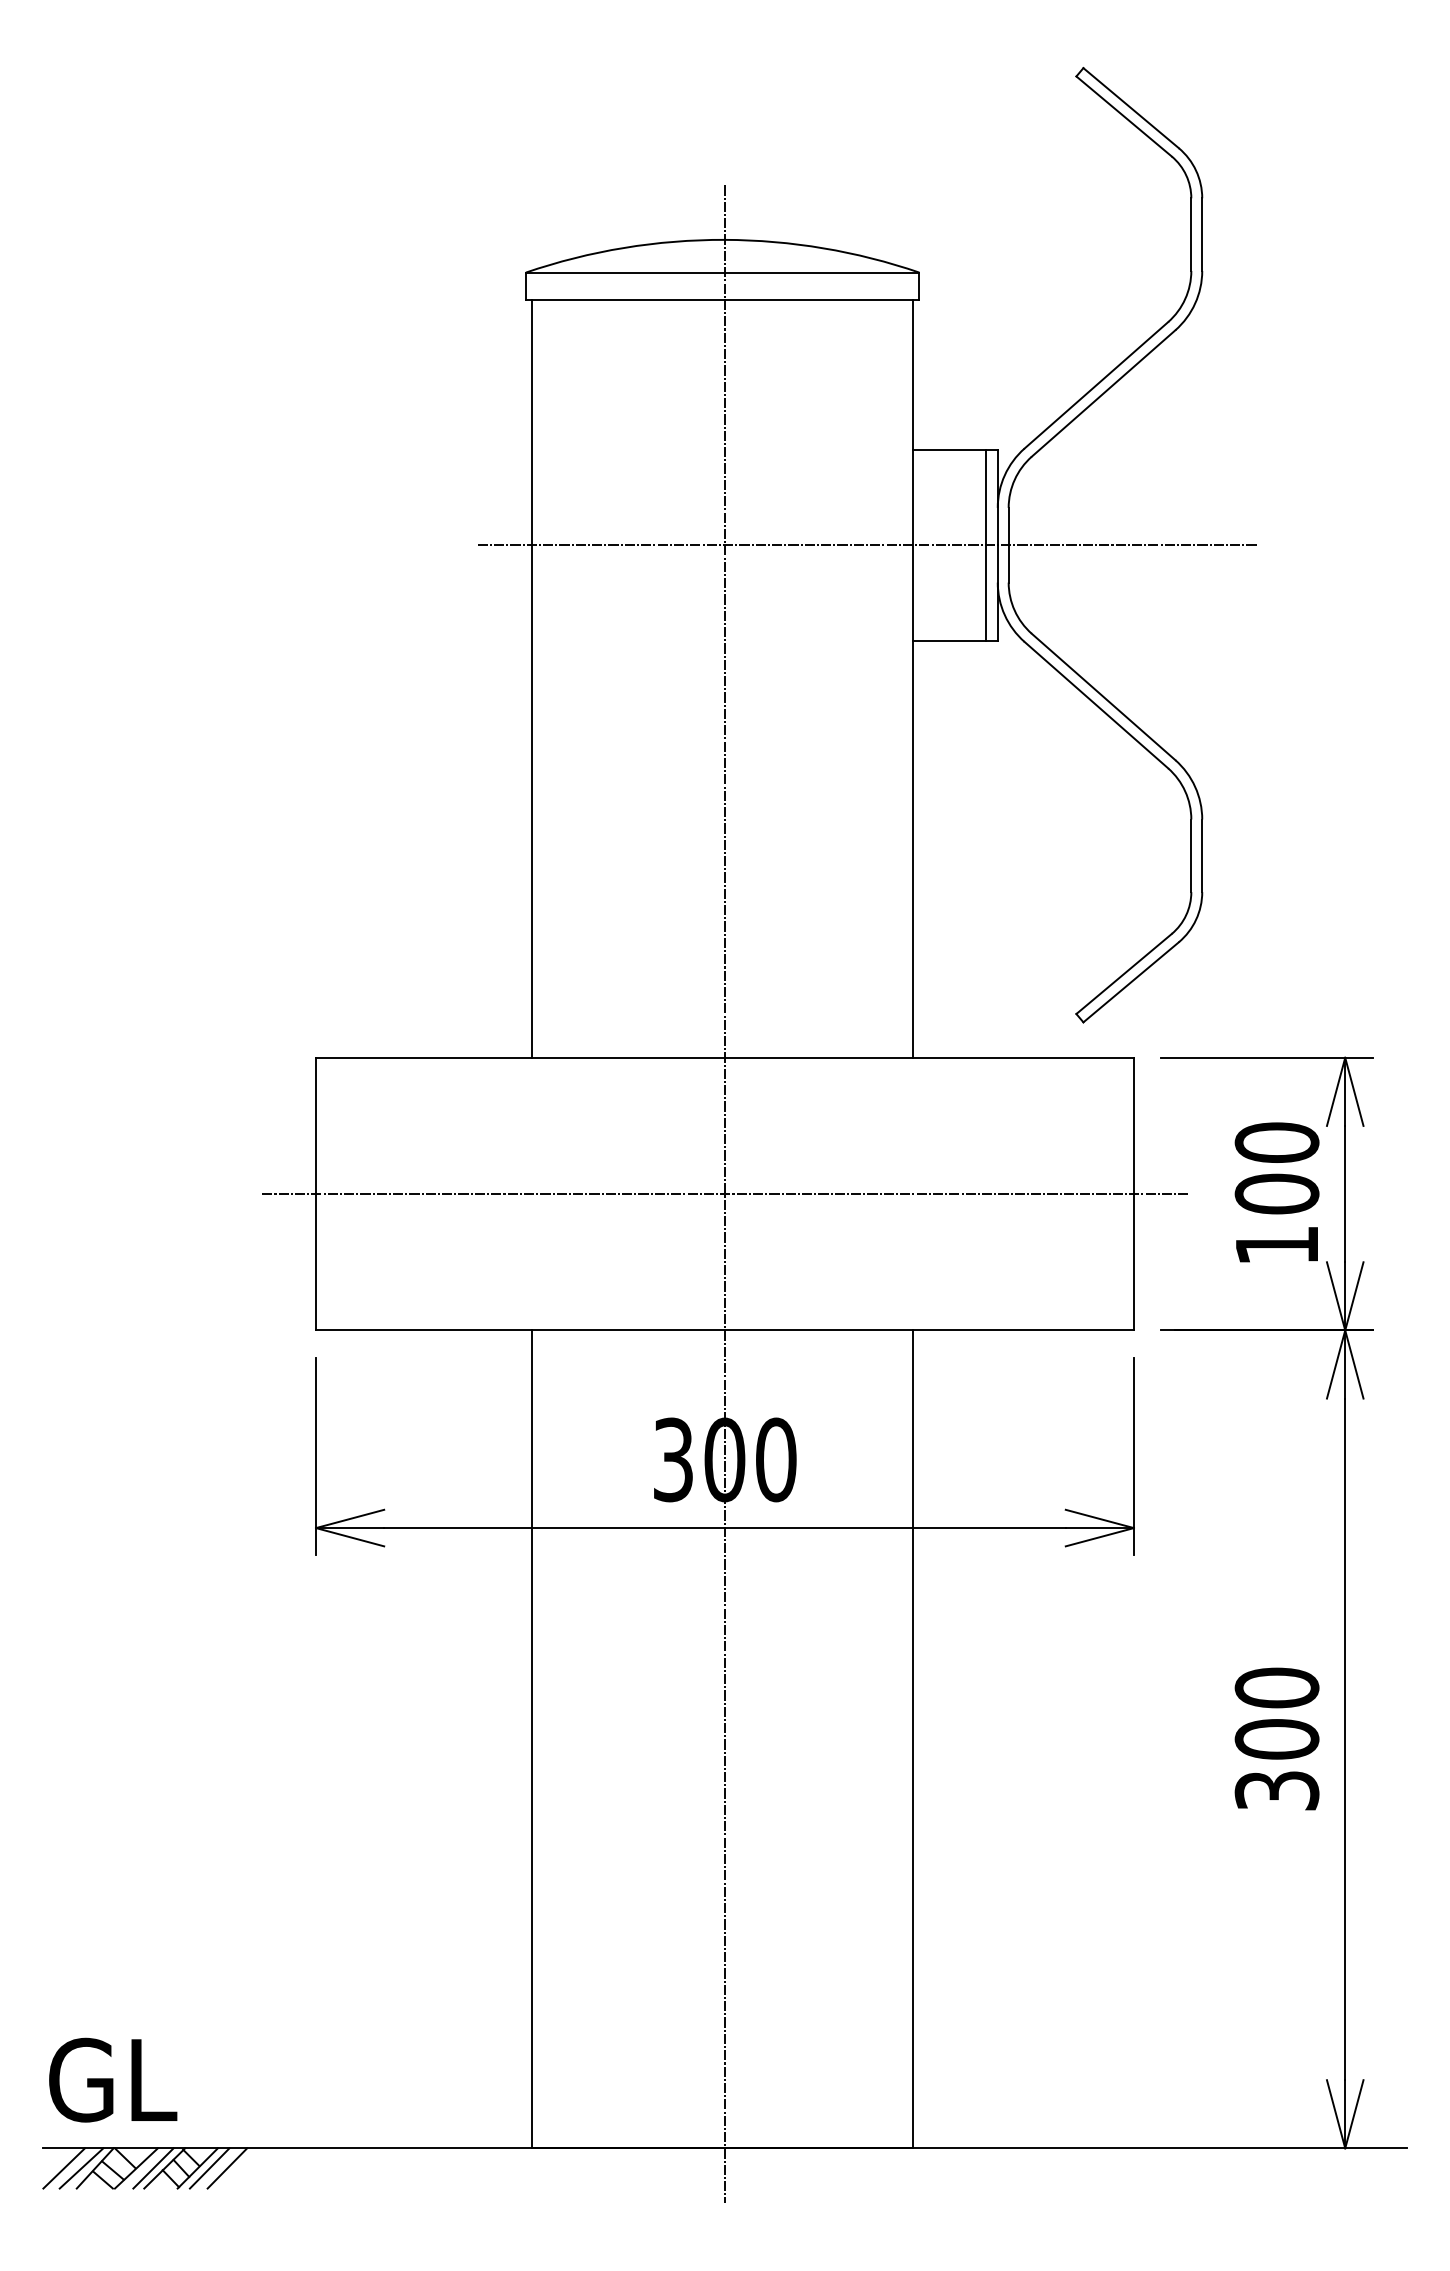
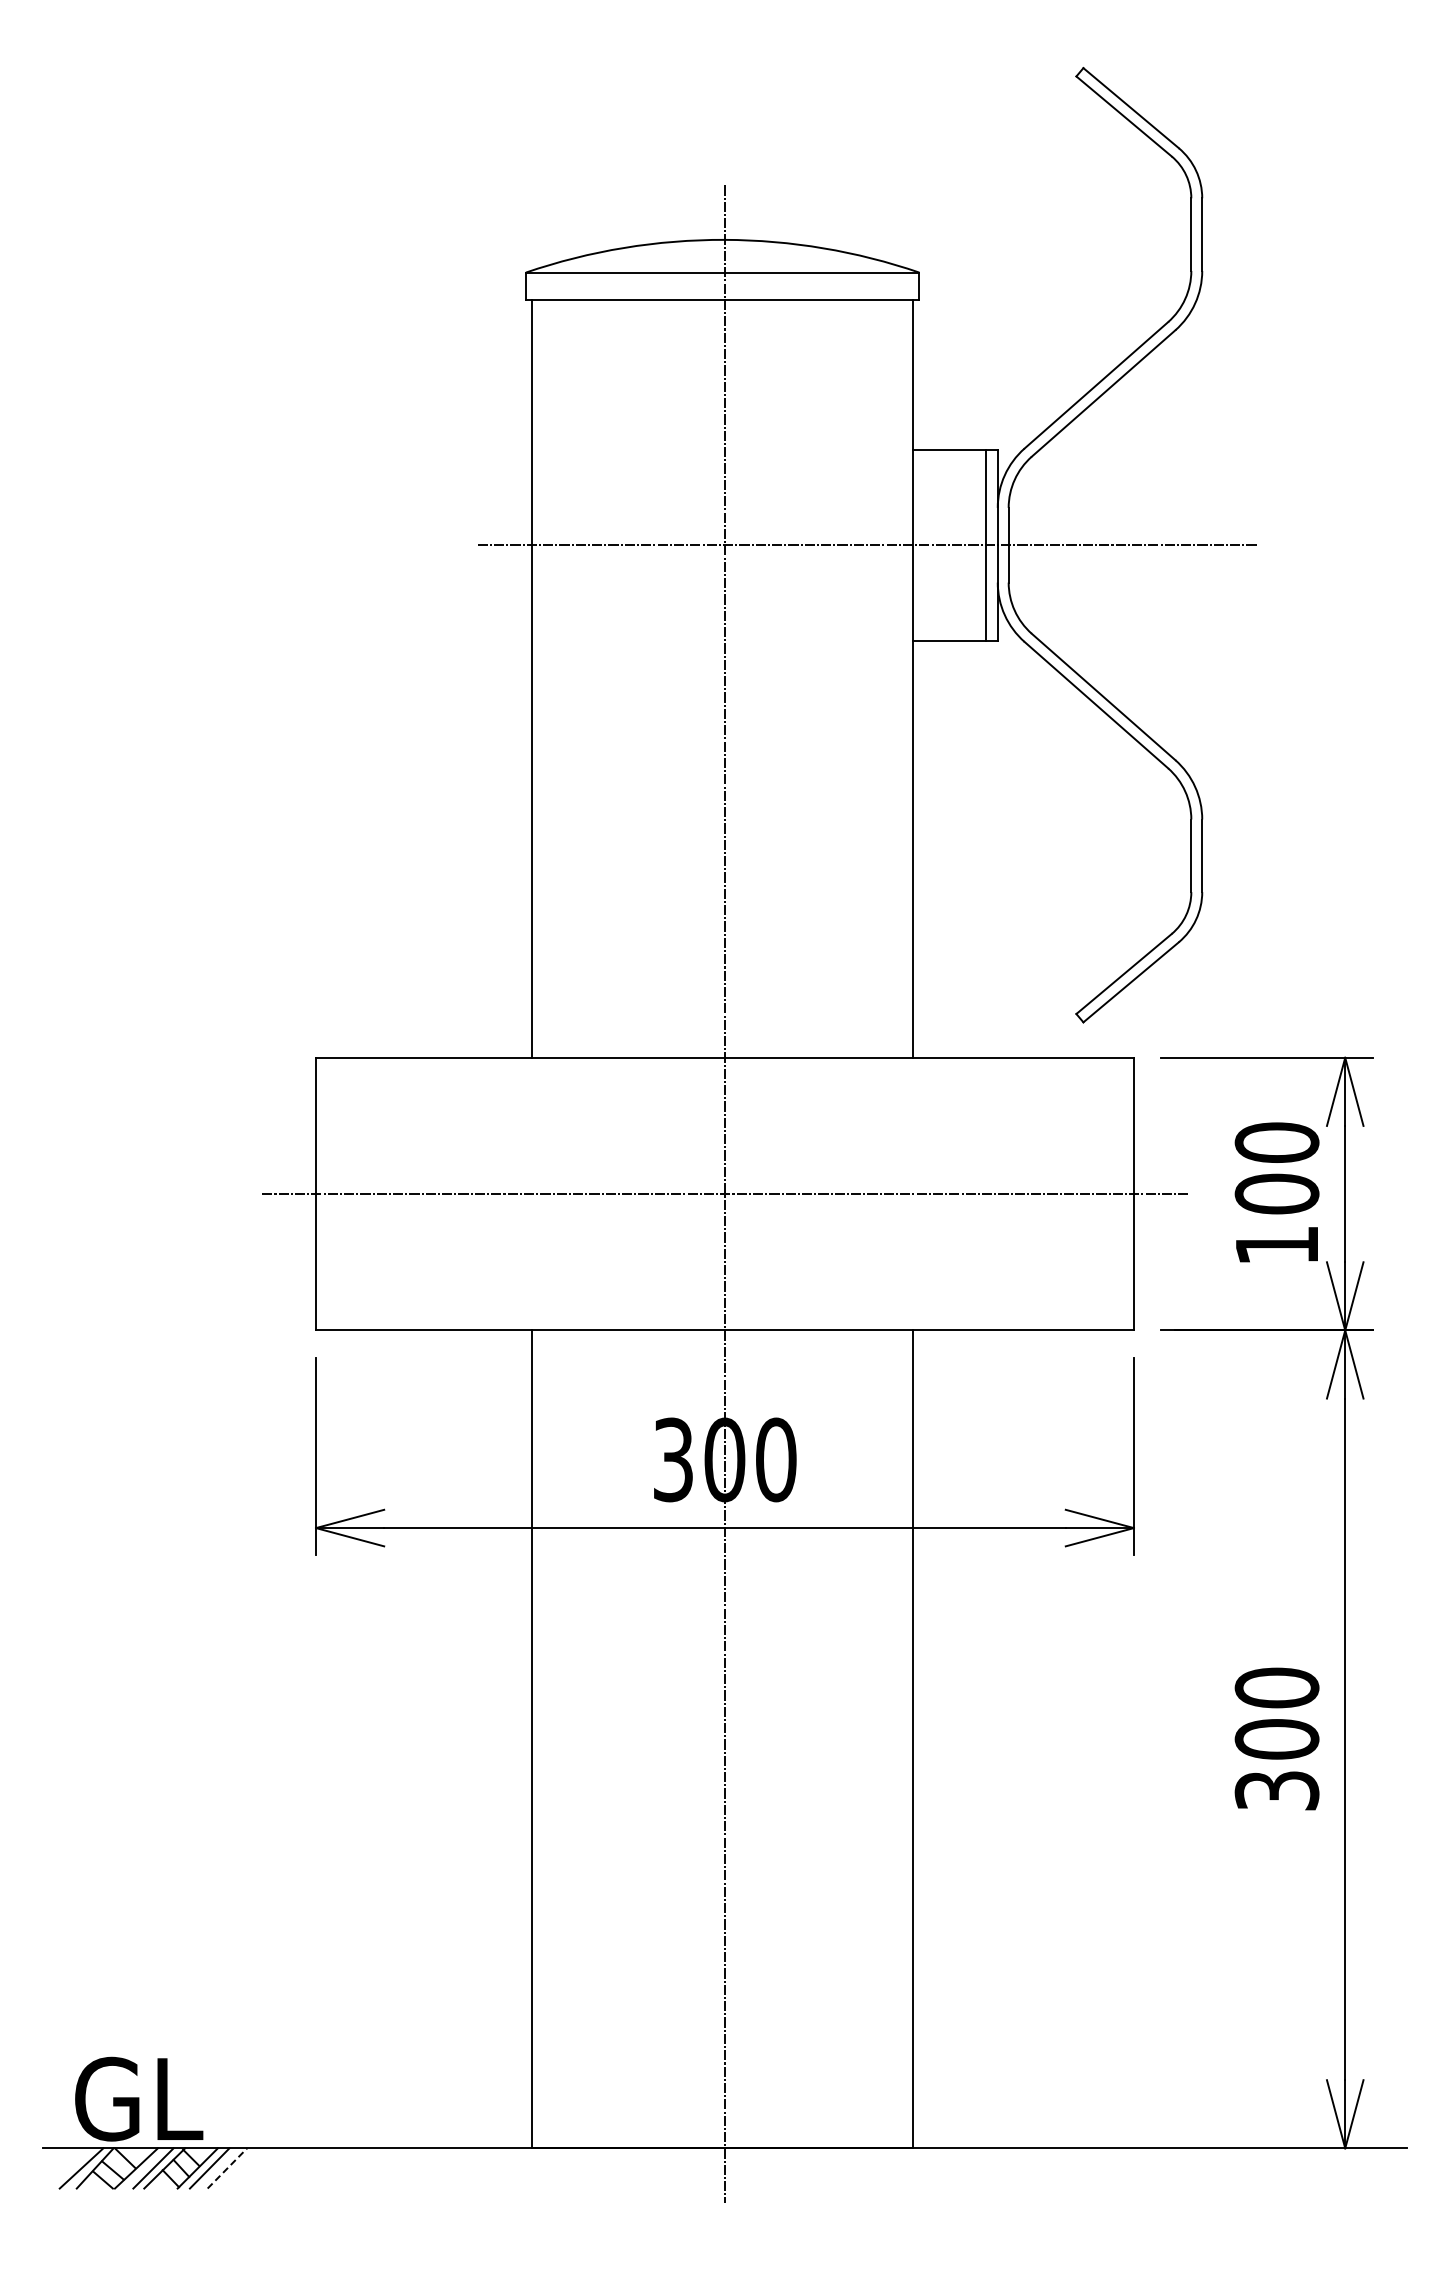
text position: (113, 2079) -> (139, 2098) (139, 2098)
line: present -> none (63, 2168)
line: solid -> dashed (227, 2168)
